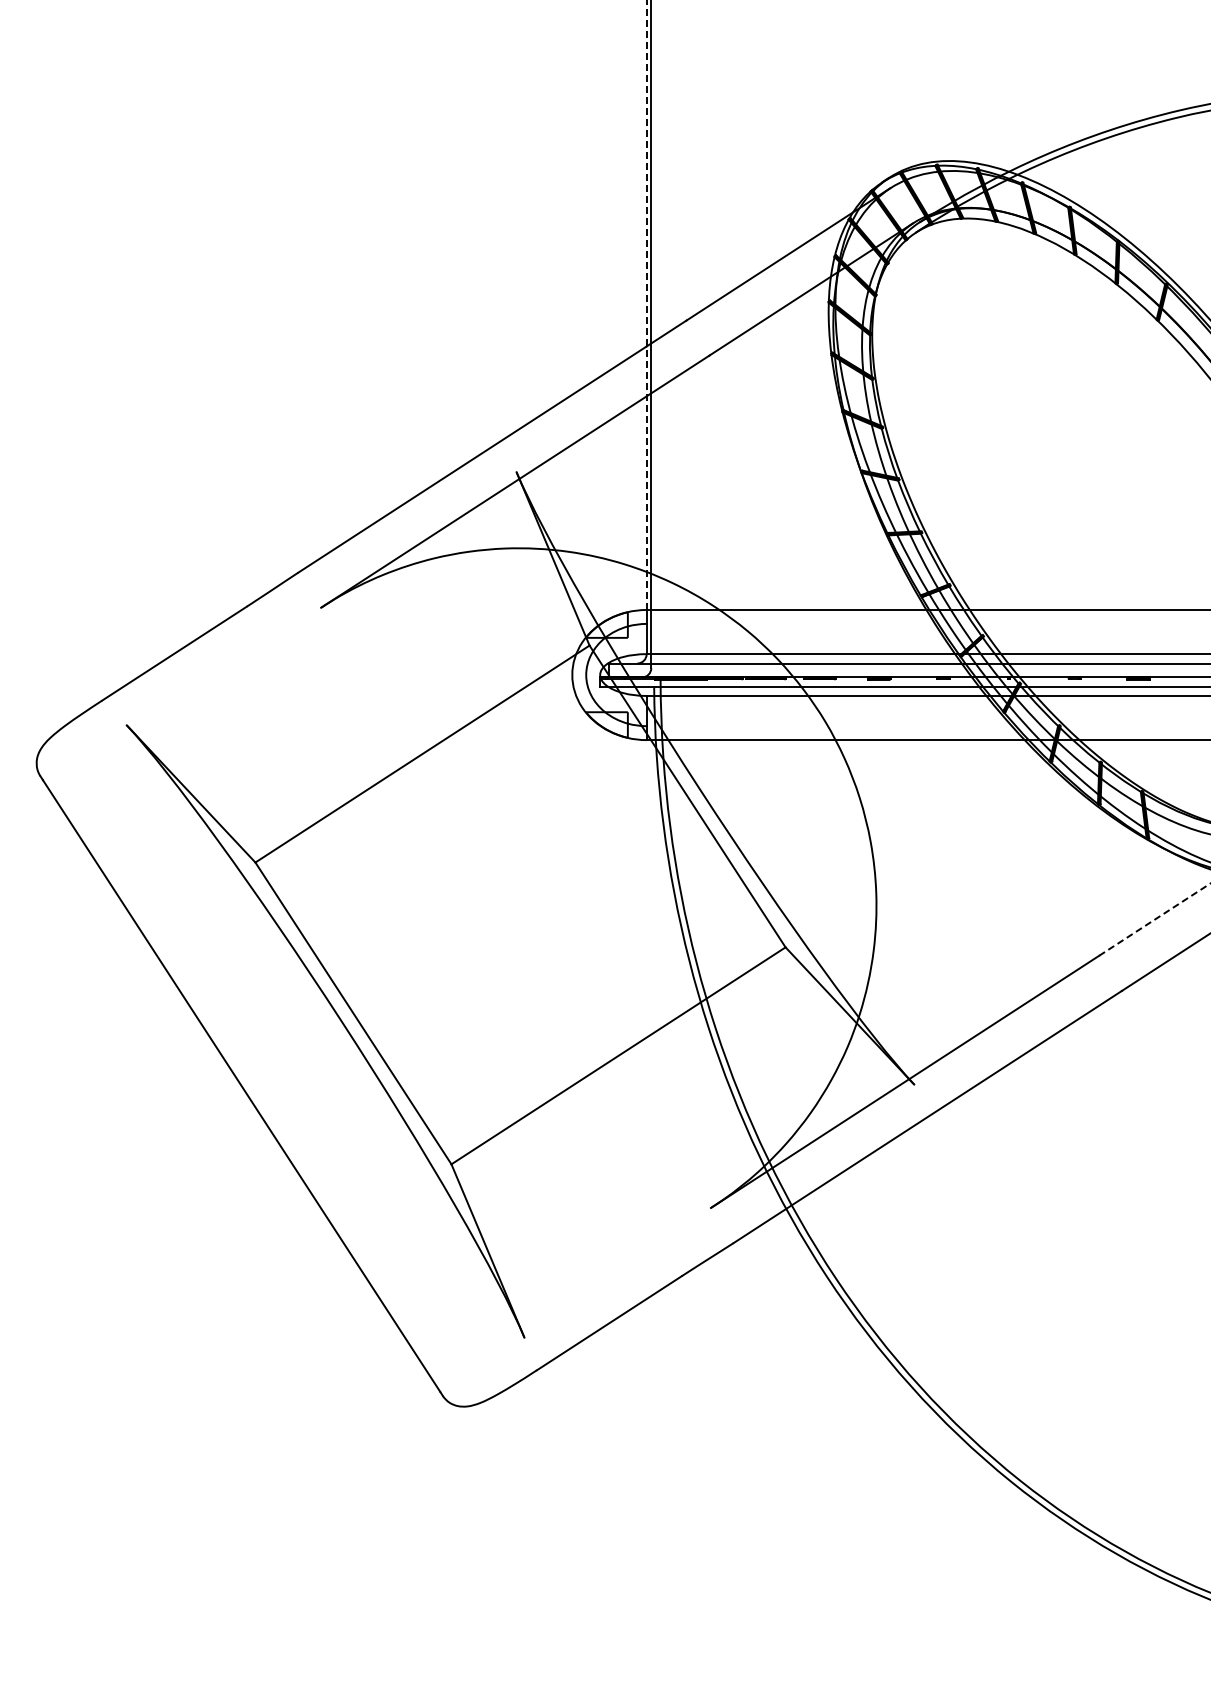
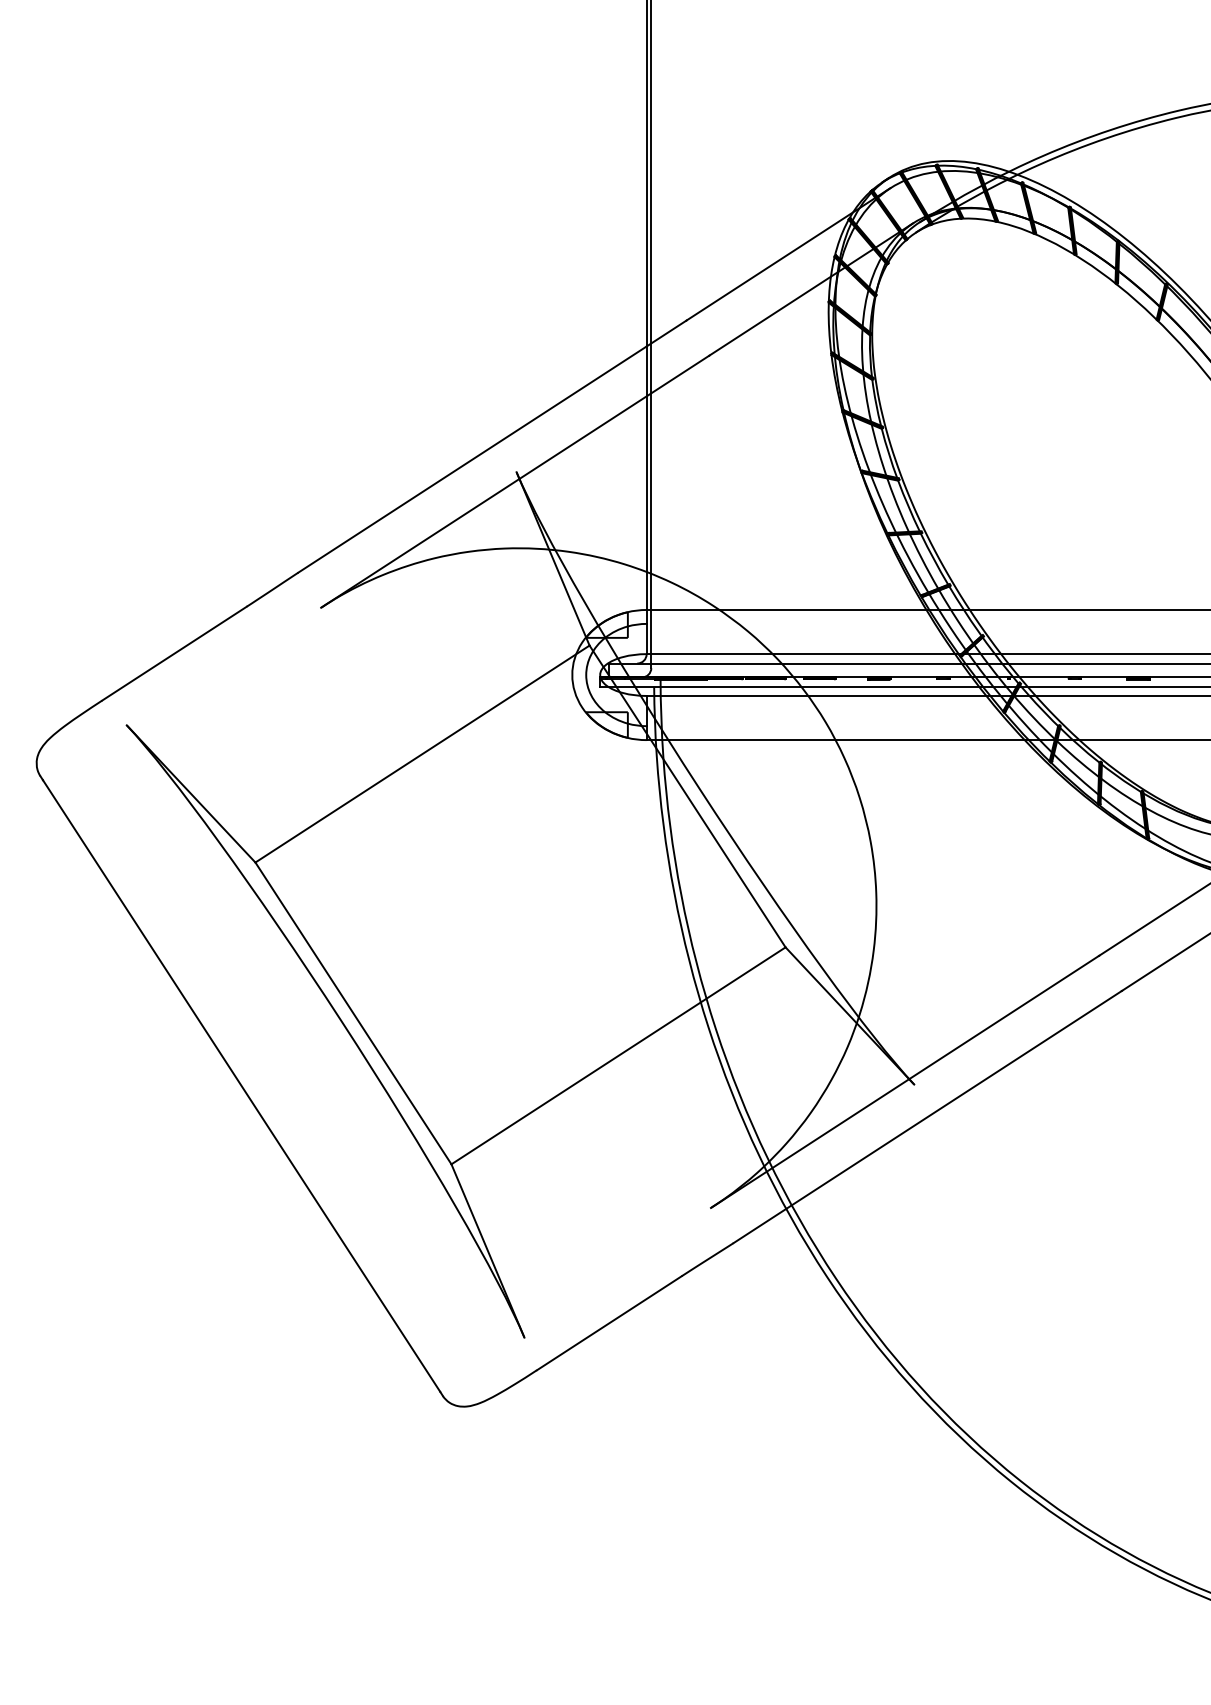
line: dashed -> solid (646, 305)
line: dashed -> solid (1155, 919)
